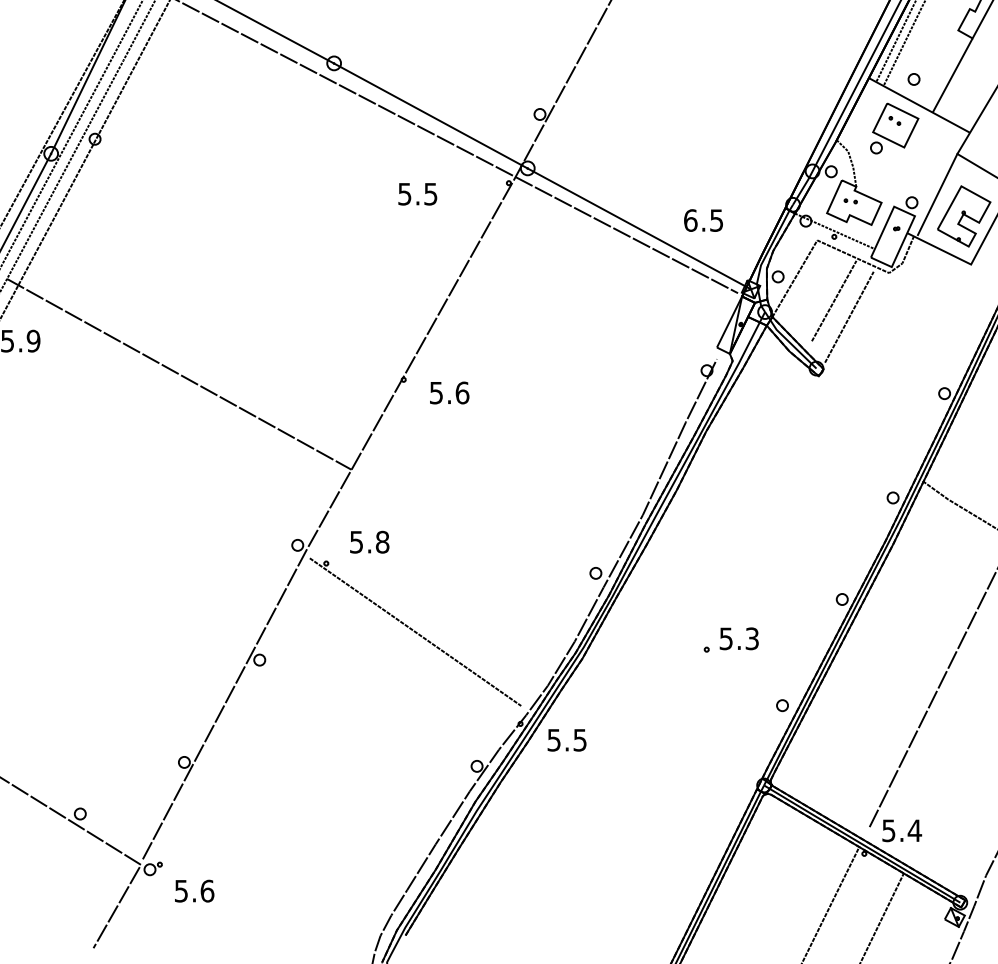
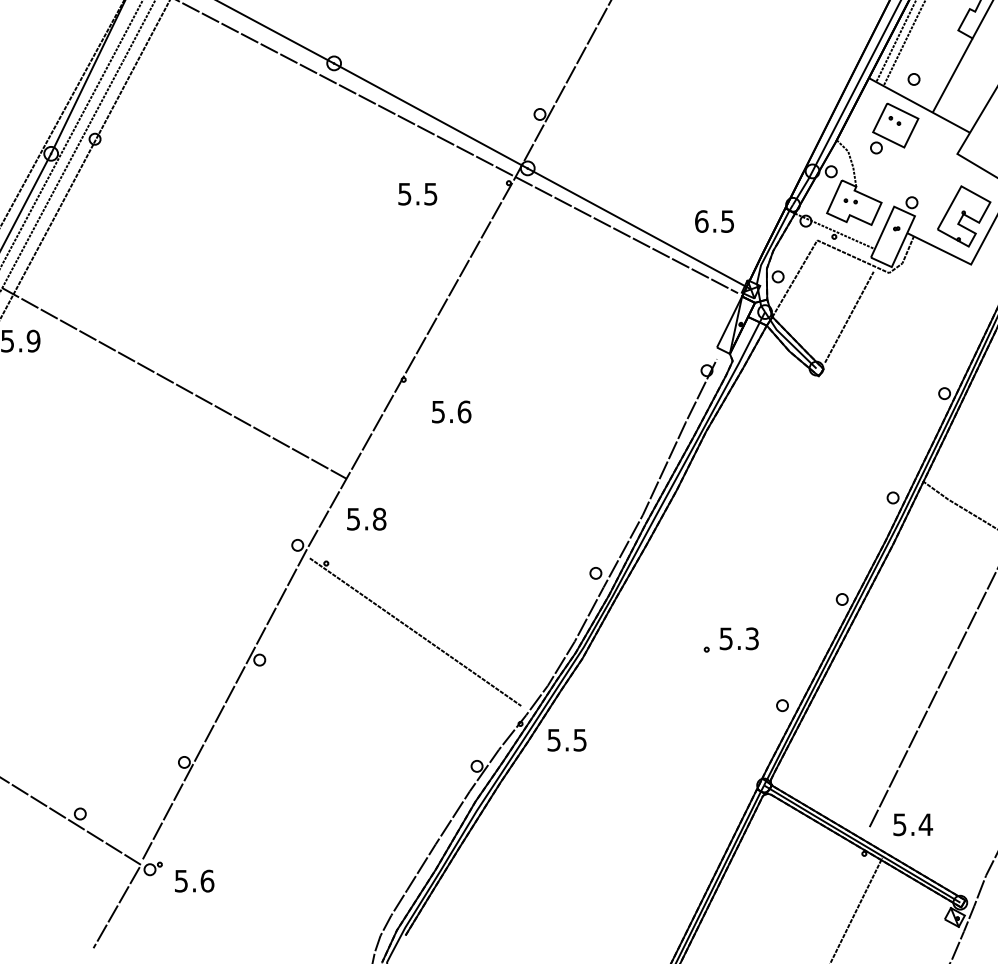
line: present -> none (937, 194)
text position: (703, 220) -> (714, 221) (714, 221)
line: present -> none (833, 300)
line position: (179, 373) -> (174, 382) (174, 382)
text position: (449, 392) -> (451, 411) (451, 411)
text position: (369, 541) -> (366, 518) (366, 518)
text position: (902, 830) -> (913, 824) (913, 824)
text position: (194, 890) -> (194, 880) (194, 880)
line position: (831, 903) -> (856, 909) (856, 909)
line: present -> none (882, 916)
